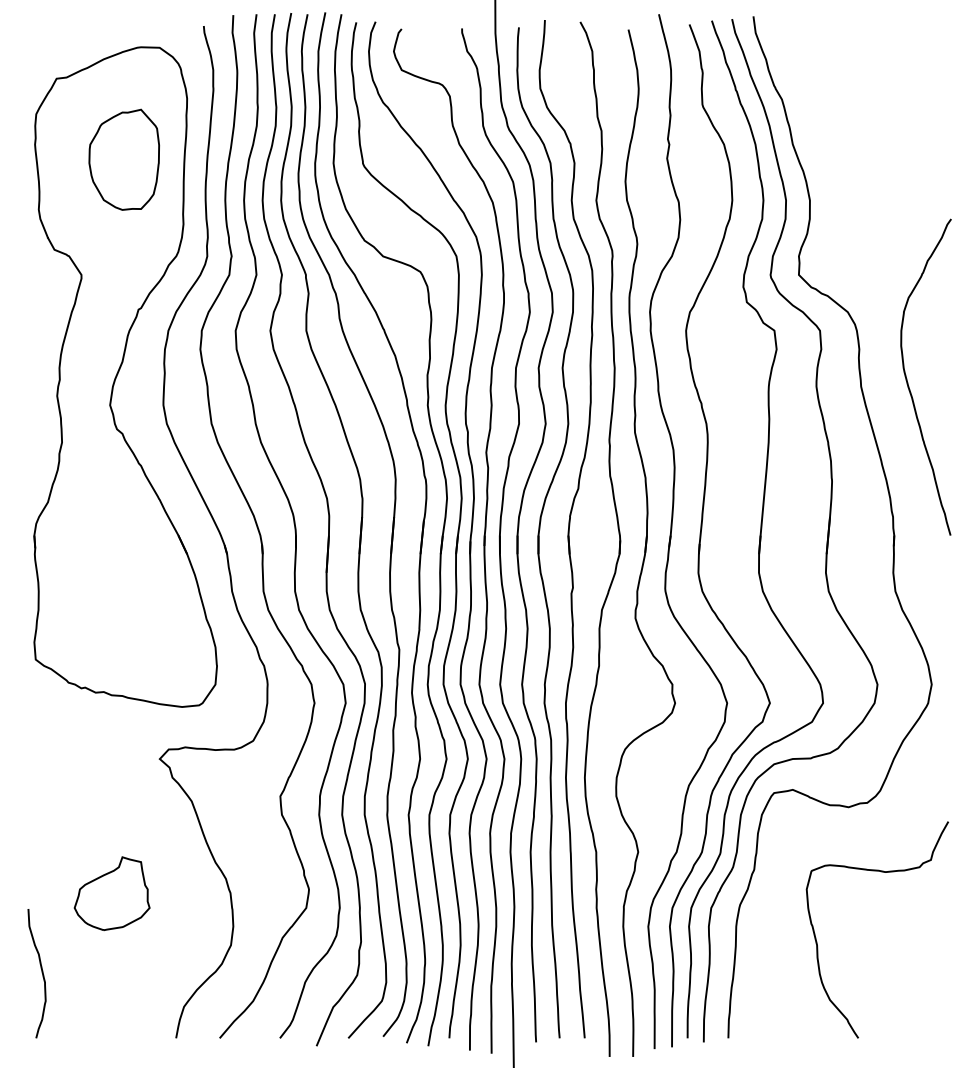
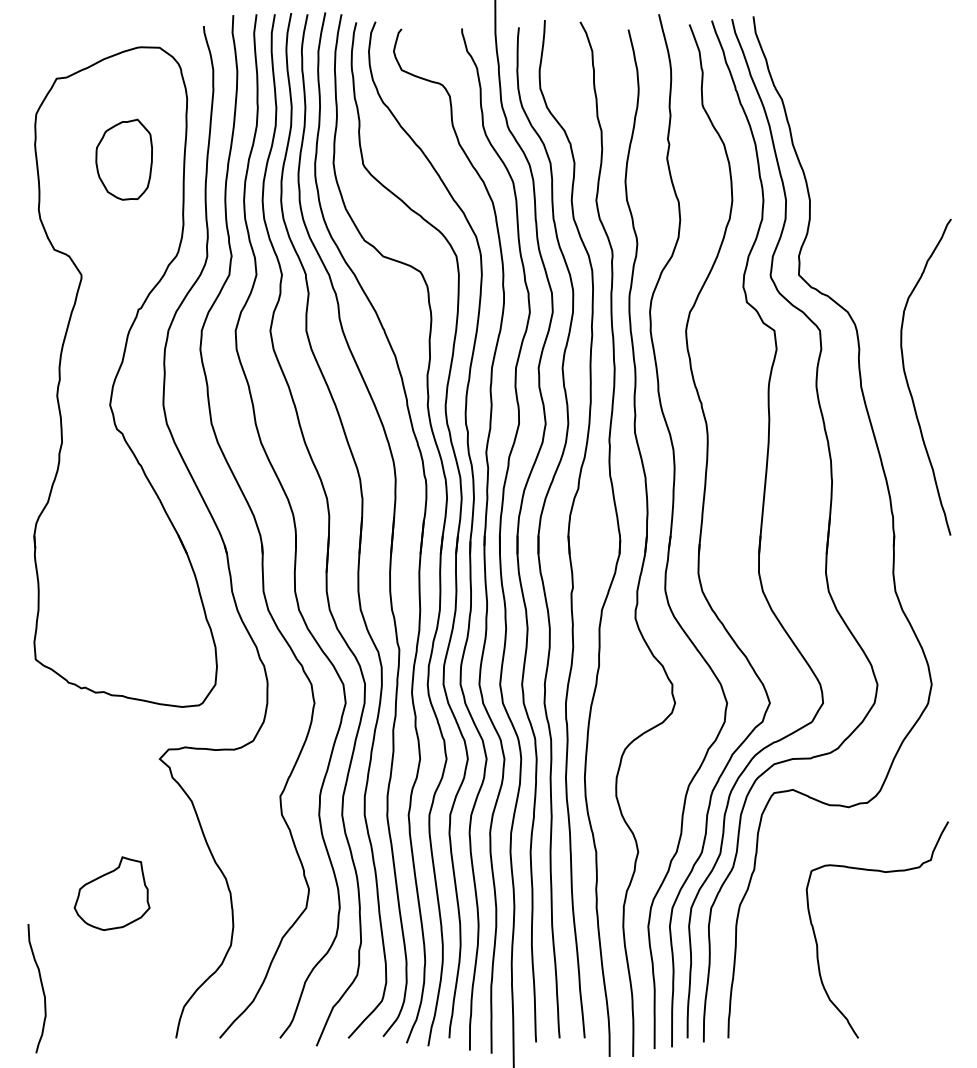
part size: 72x103 px -> 58x83 px (123, 159)
curve position: (41, 972) -> (41, 987) (41, 987)
